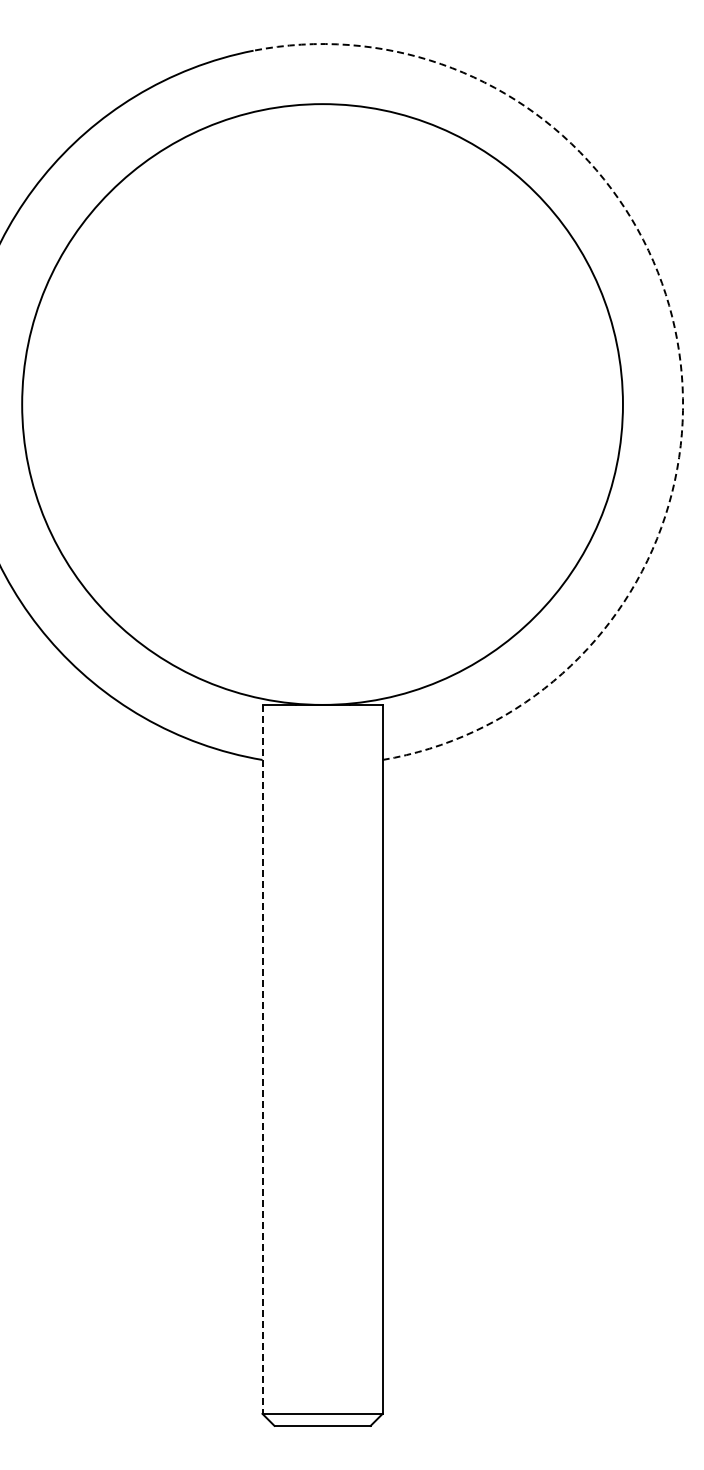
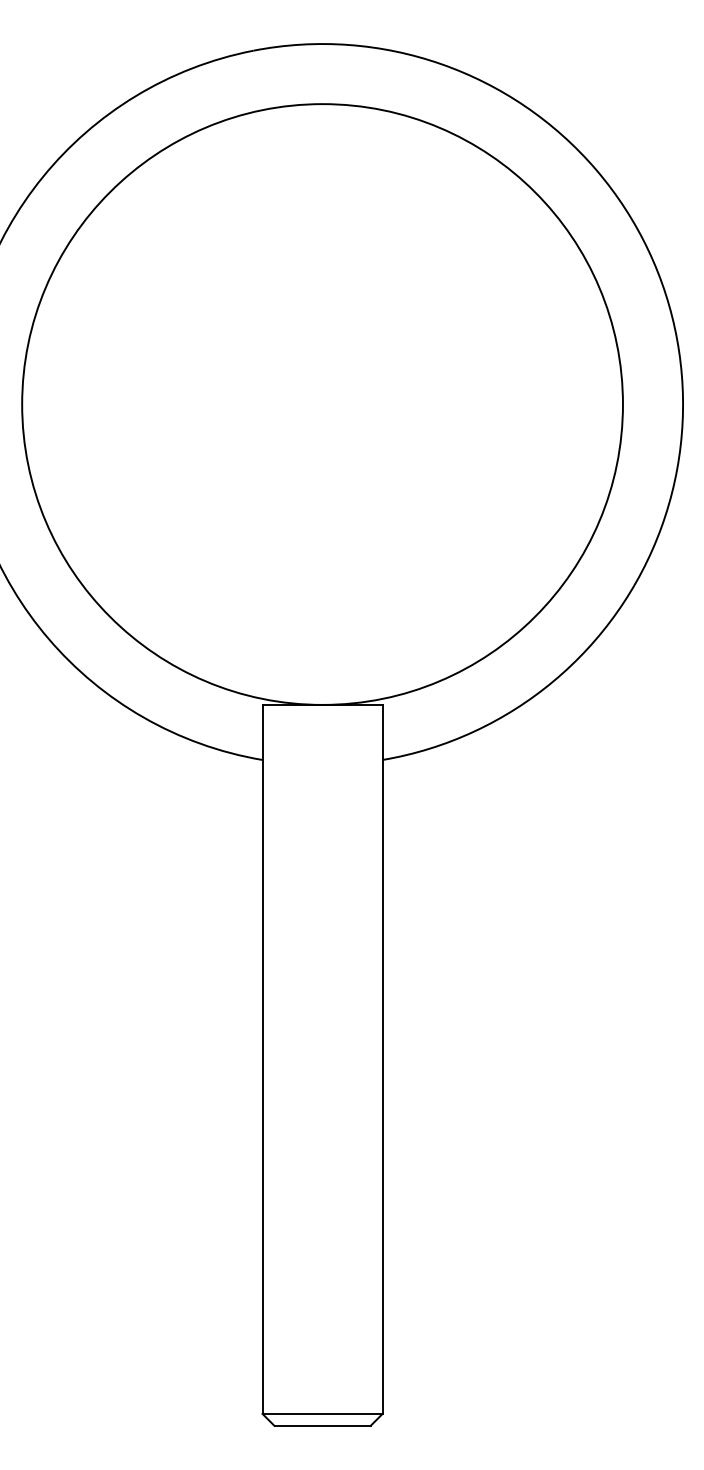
arc: dashed -> solid (677, 339)
line: dashed -> solid (262, 1059)
